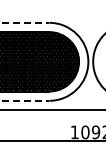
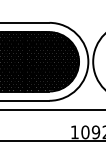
line: dashed -> solid (25, 22)
line: dashed -> solid (25, 100)
